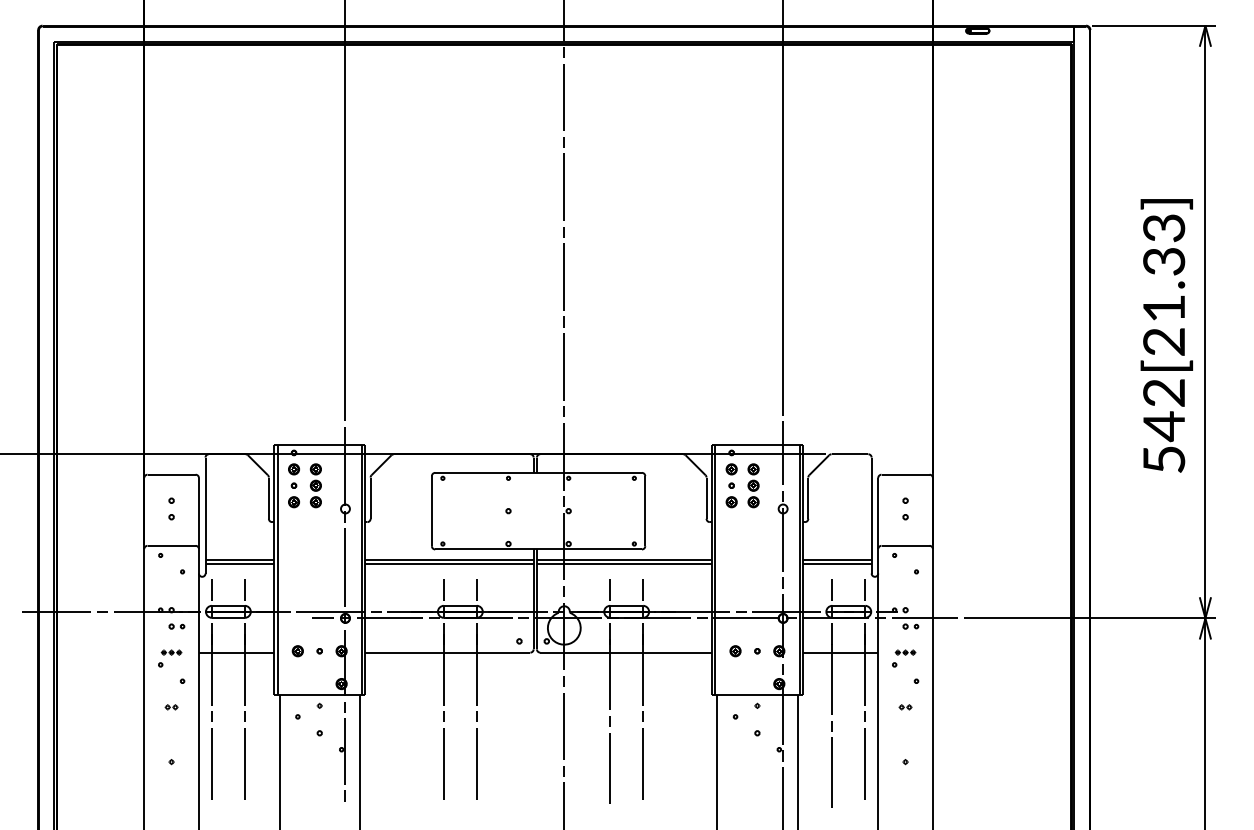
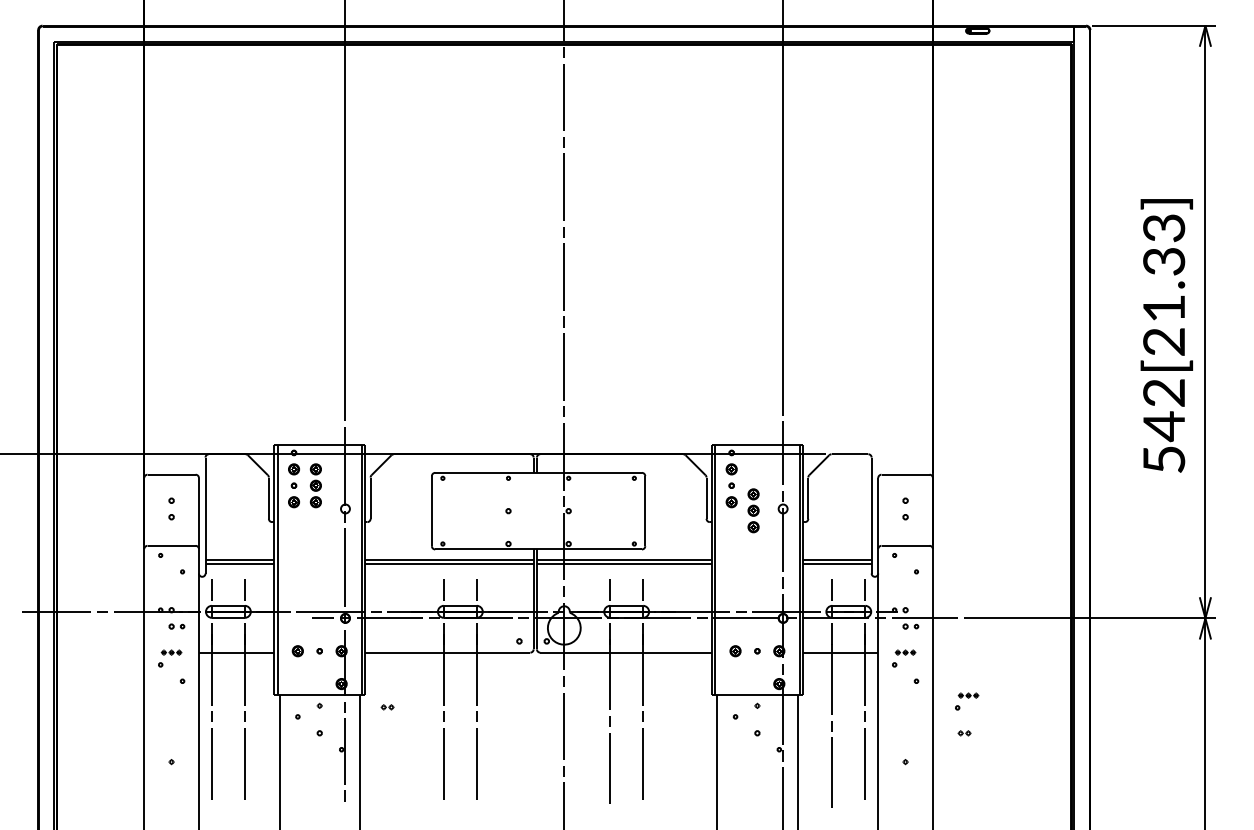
part position: (753, 485) -> (753, 510) (753, 510)
part: none -> present (967, 701)
part position: (171, 707) -> (387, 707) (387, 707)
part position: (905, 707) -> (964, 733) (964, 733)
